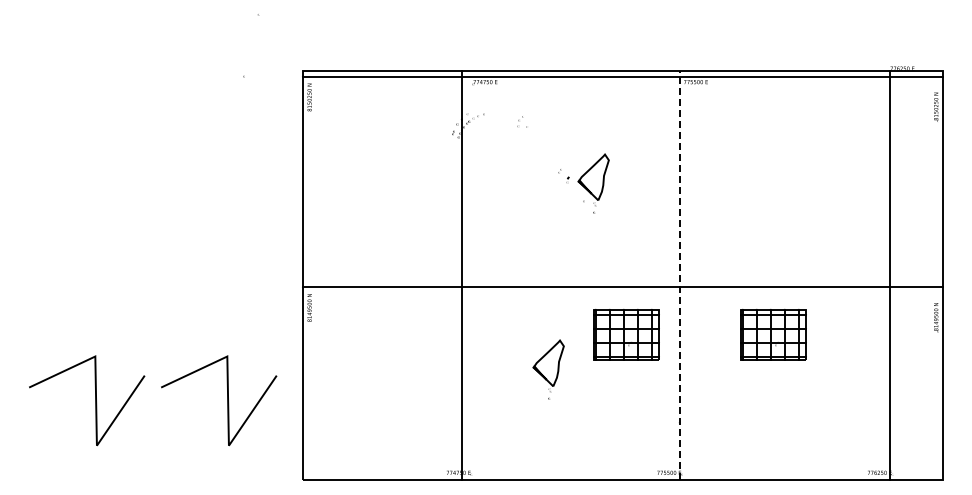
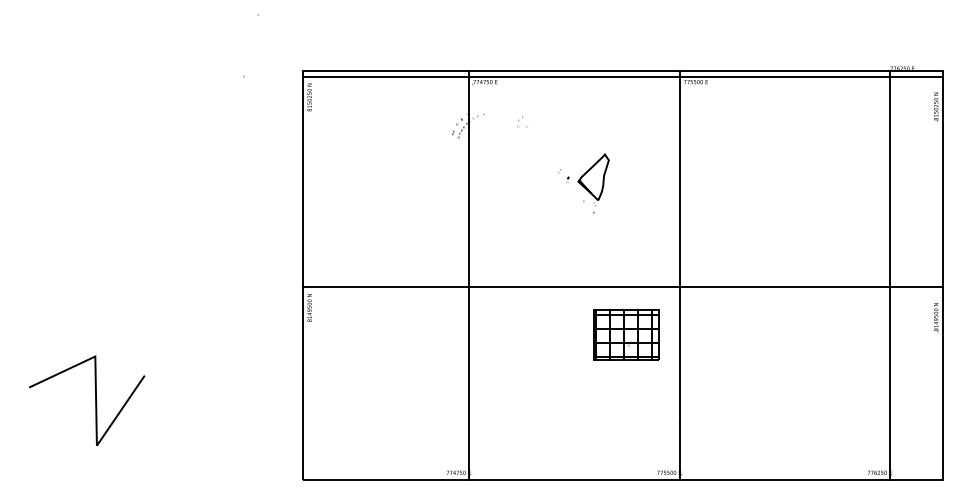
line position: (462, 275) -> (469, 275) (469, 275)
line: dashed -> solid (679, 275)
part: present -> none (773, 334)
part: present -> none (548, 369)
line: present -> none (227, 400)
